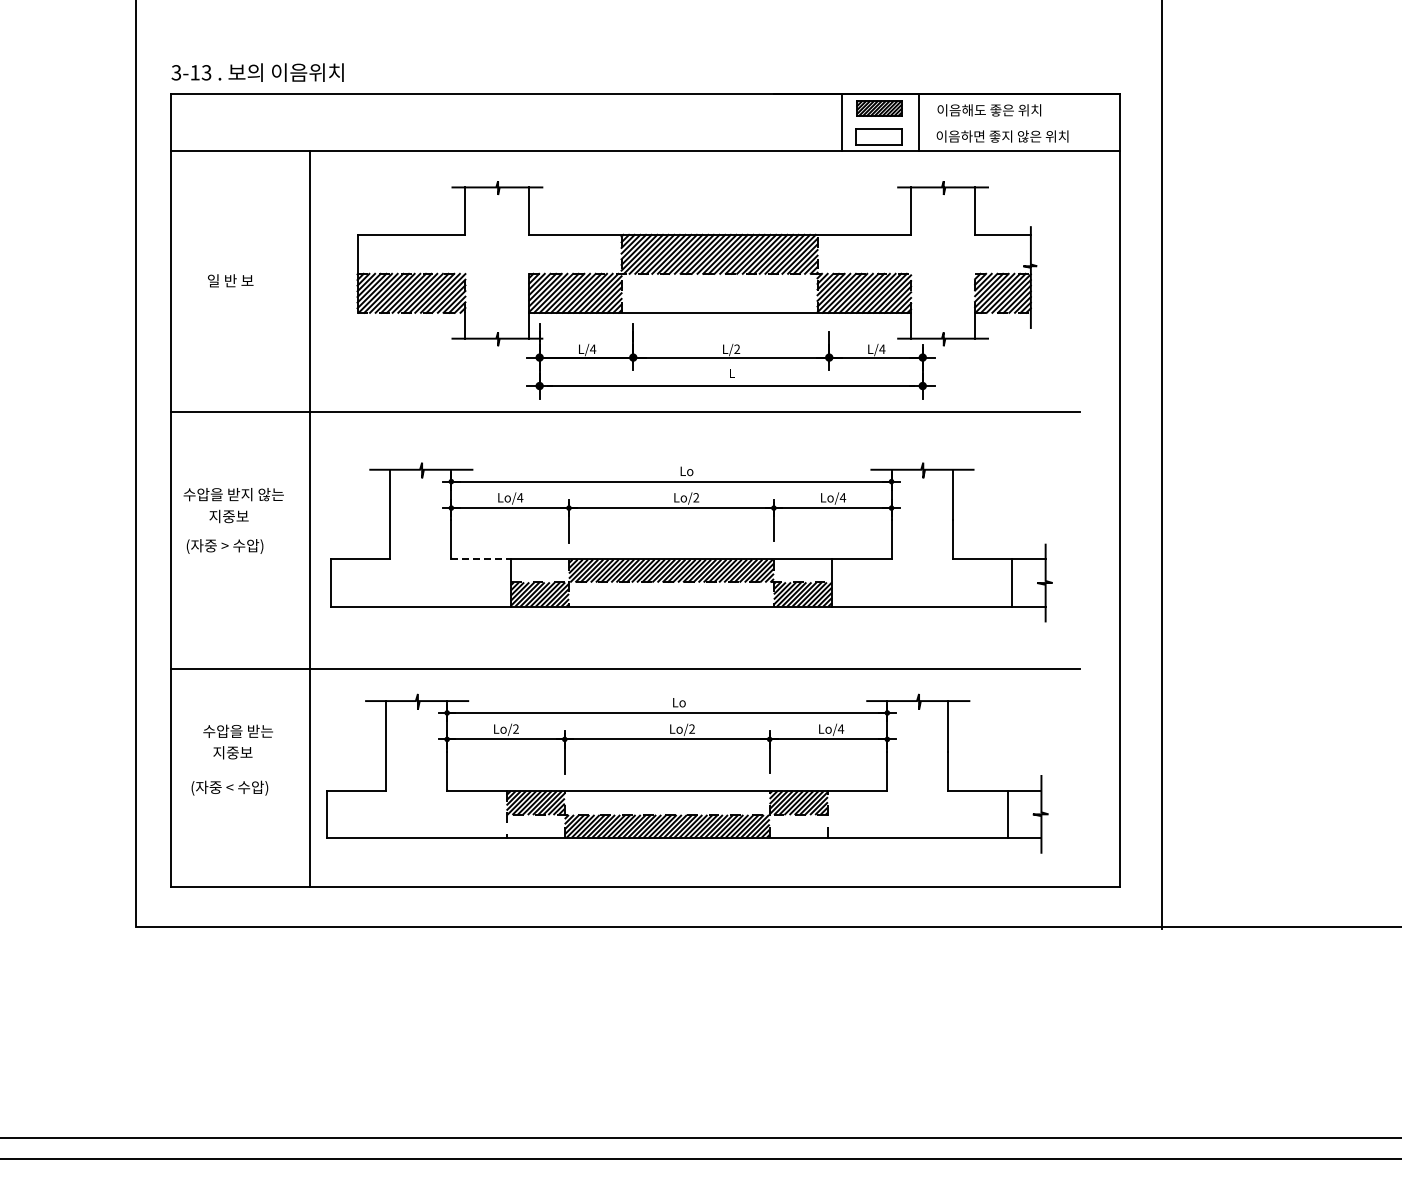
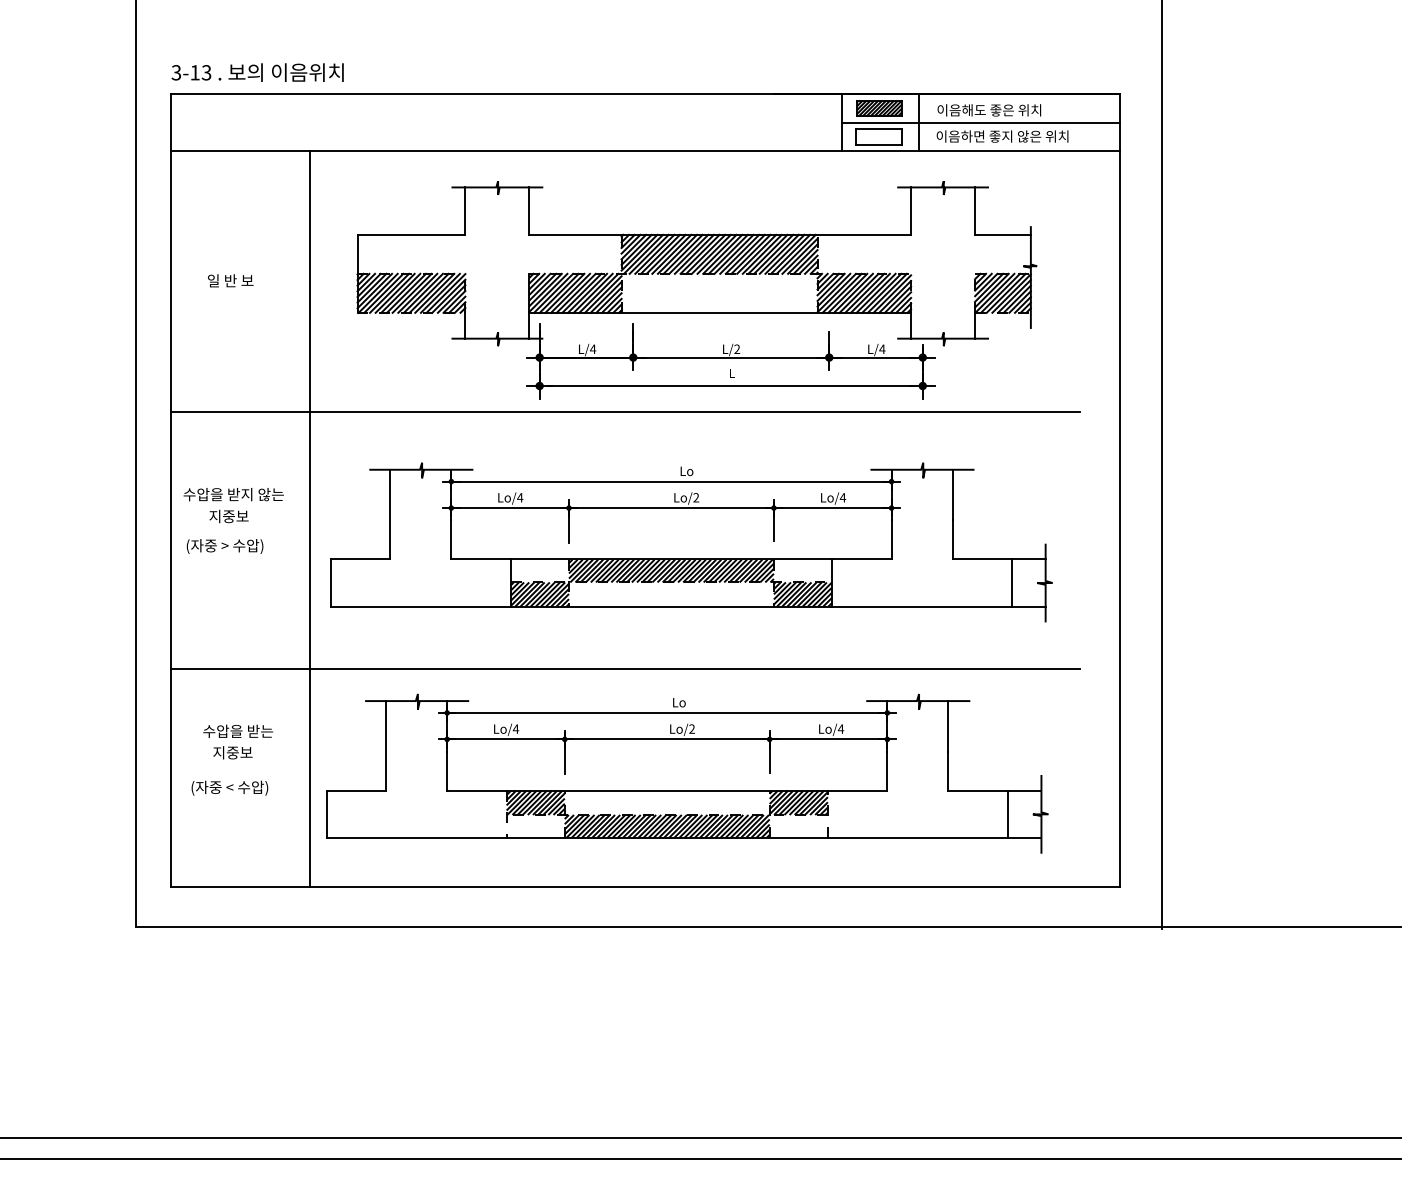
line: none -> present (980, 122)
line: dashed -> solid (481, 559)
text: Lo/2 -> Lo/4 (515, 728)
